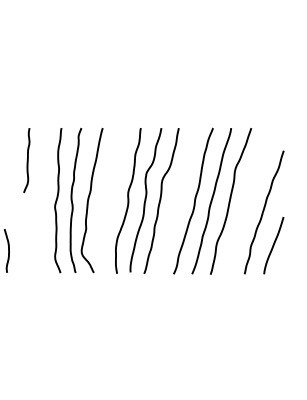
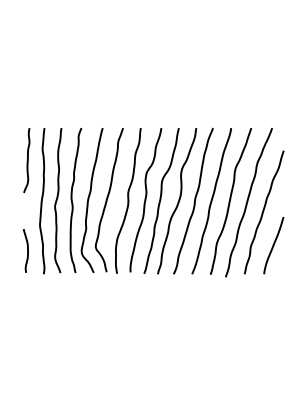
curve: none -> present (107, 200)
curve: none -> present (42, 201)
curve: none -> present (178, 201)
curve: none -> present (248, 202)
curve position: (8, 250) -> (27, 250) (27, 250)
